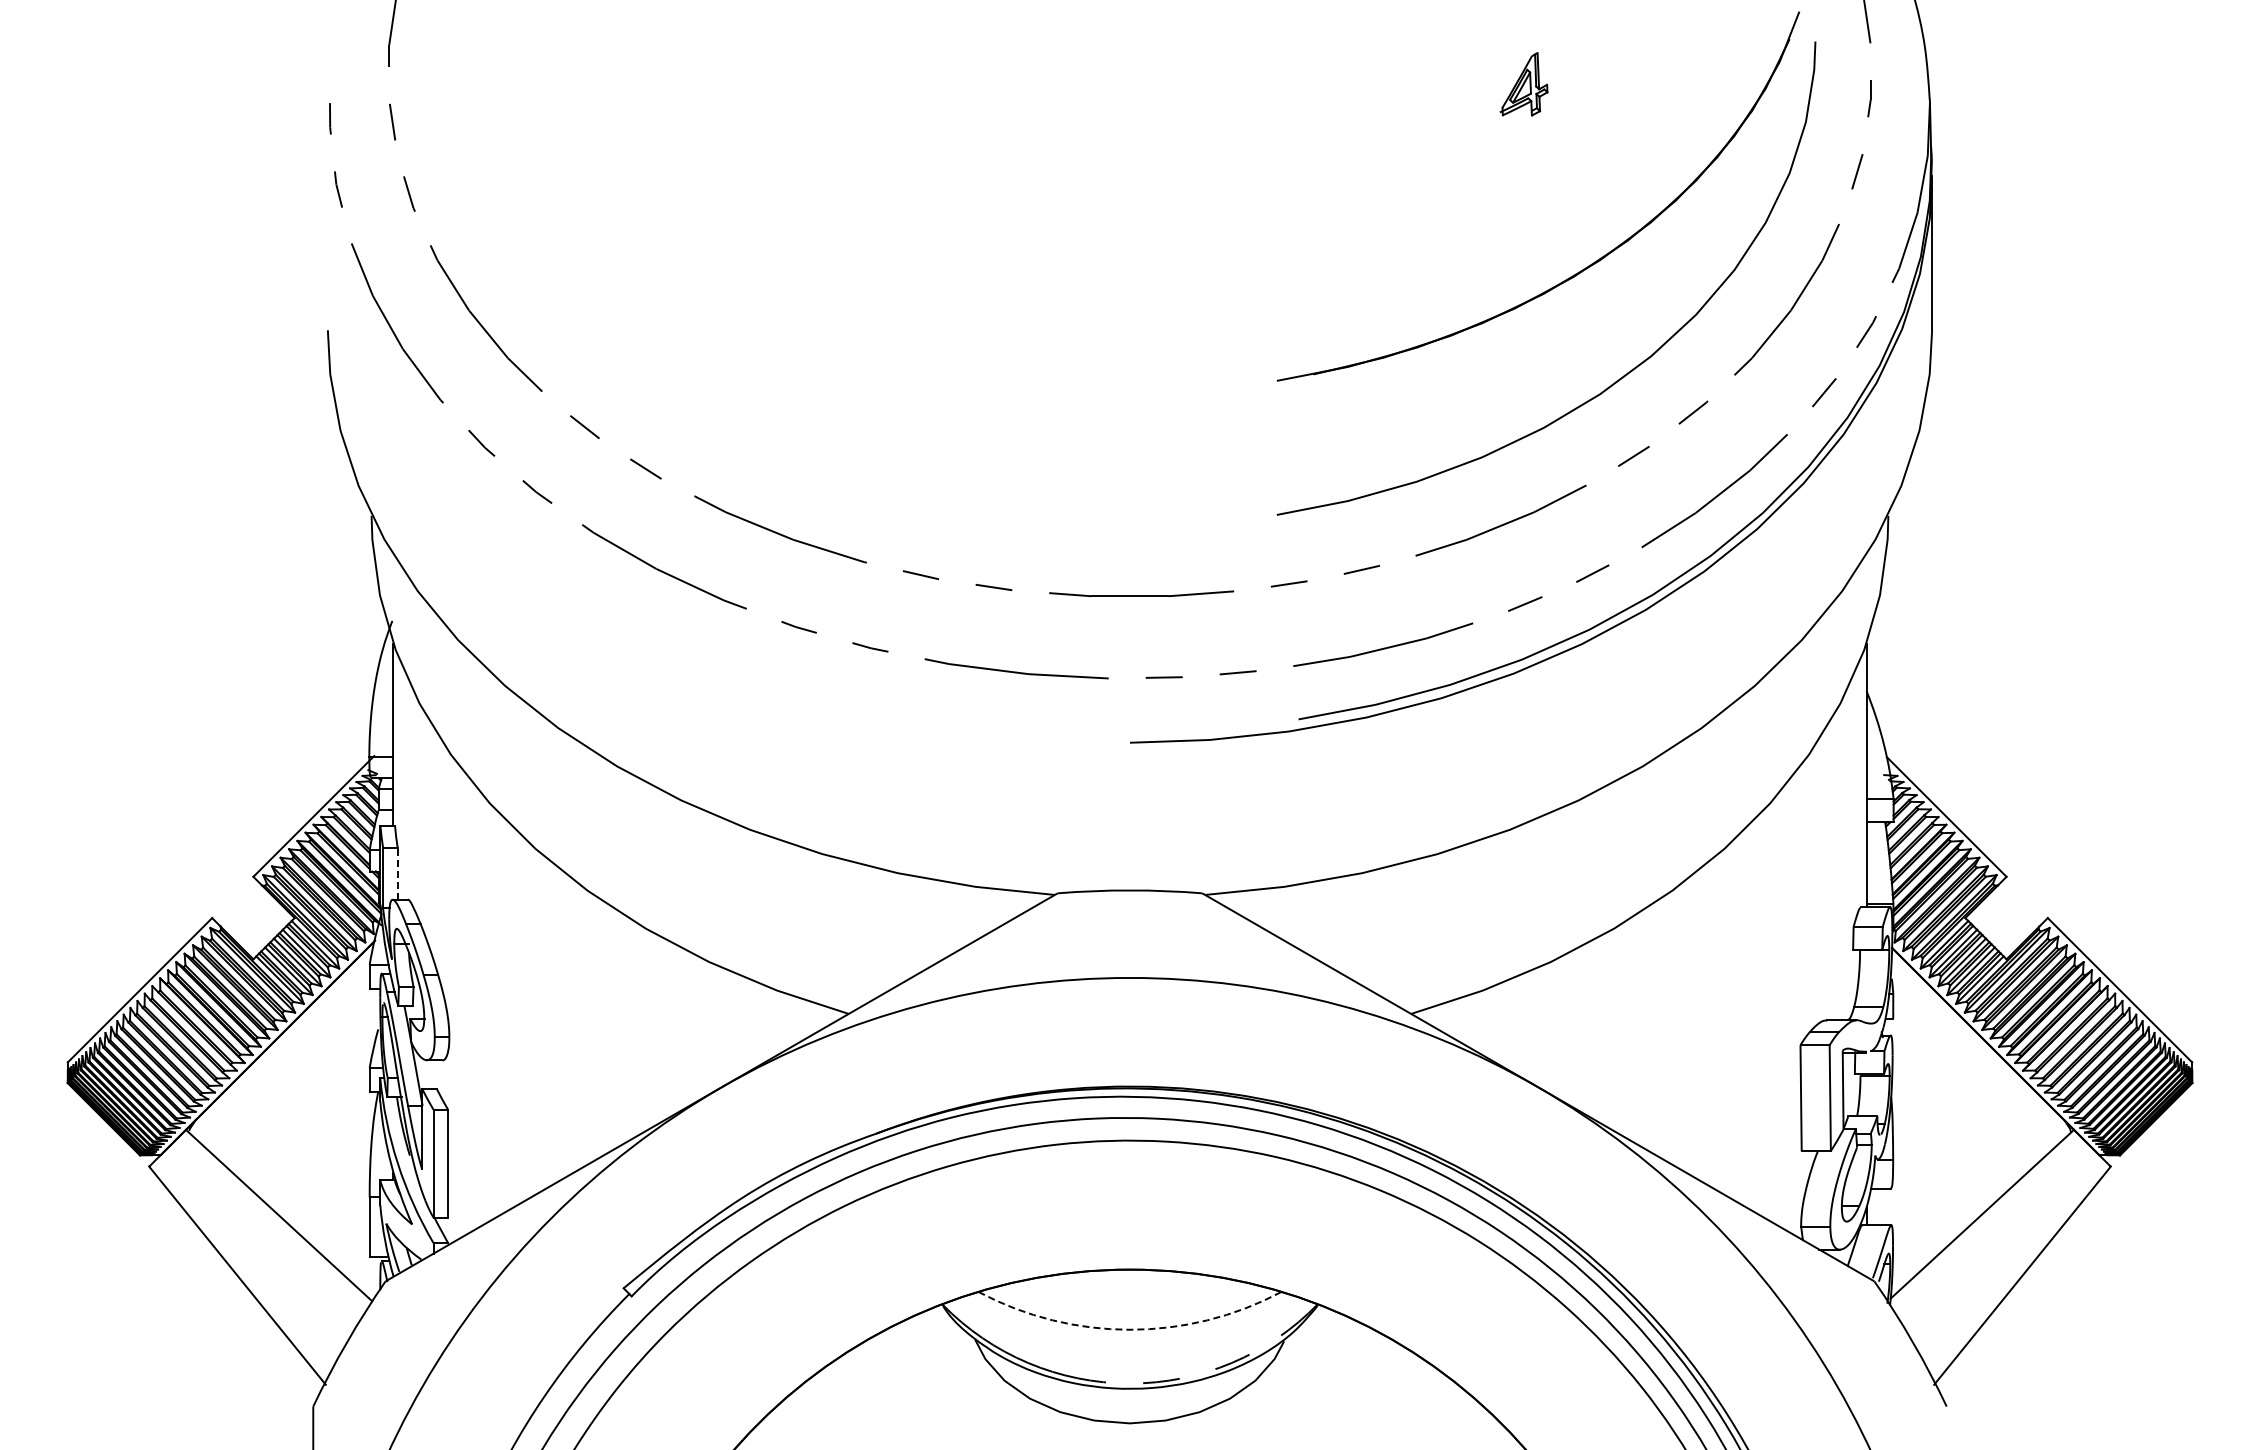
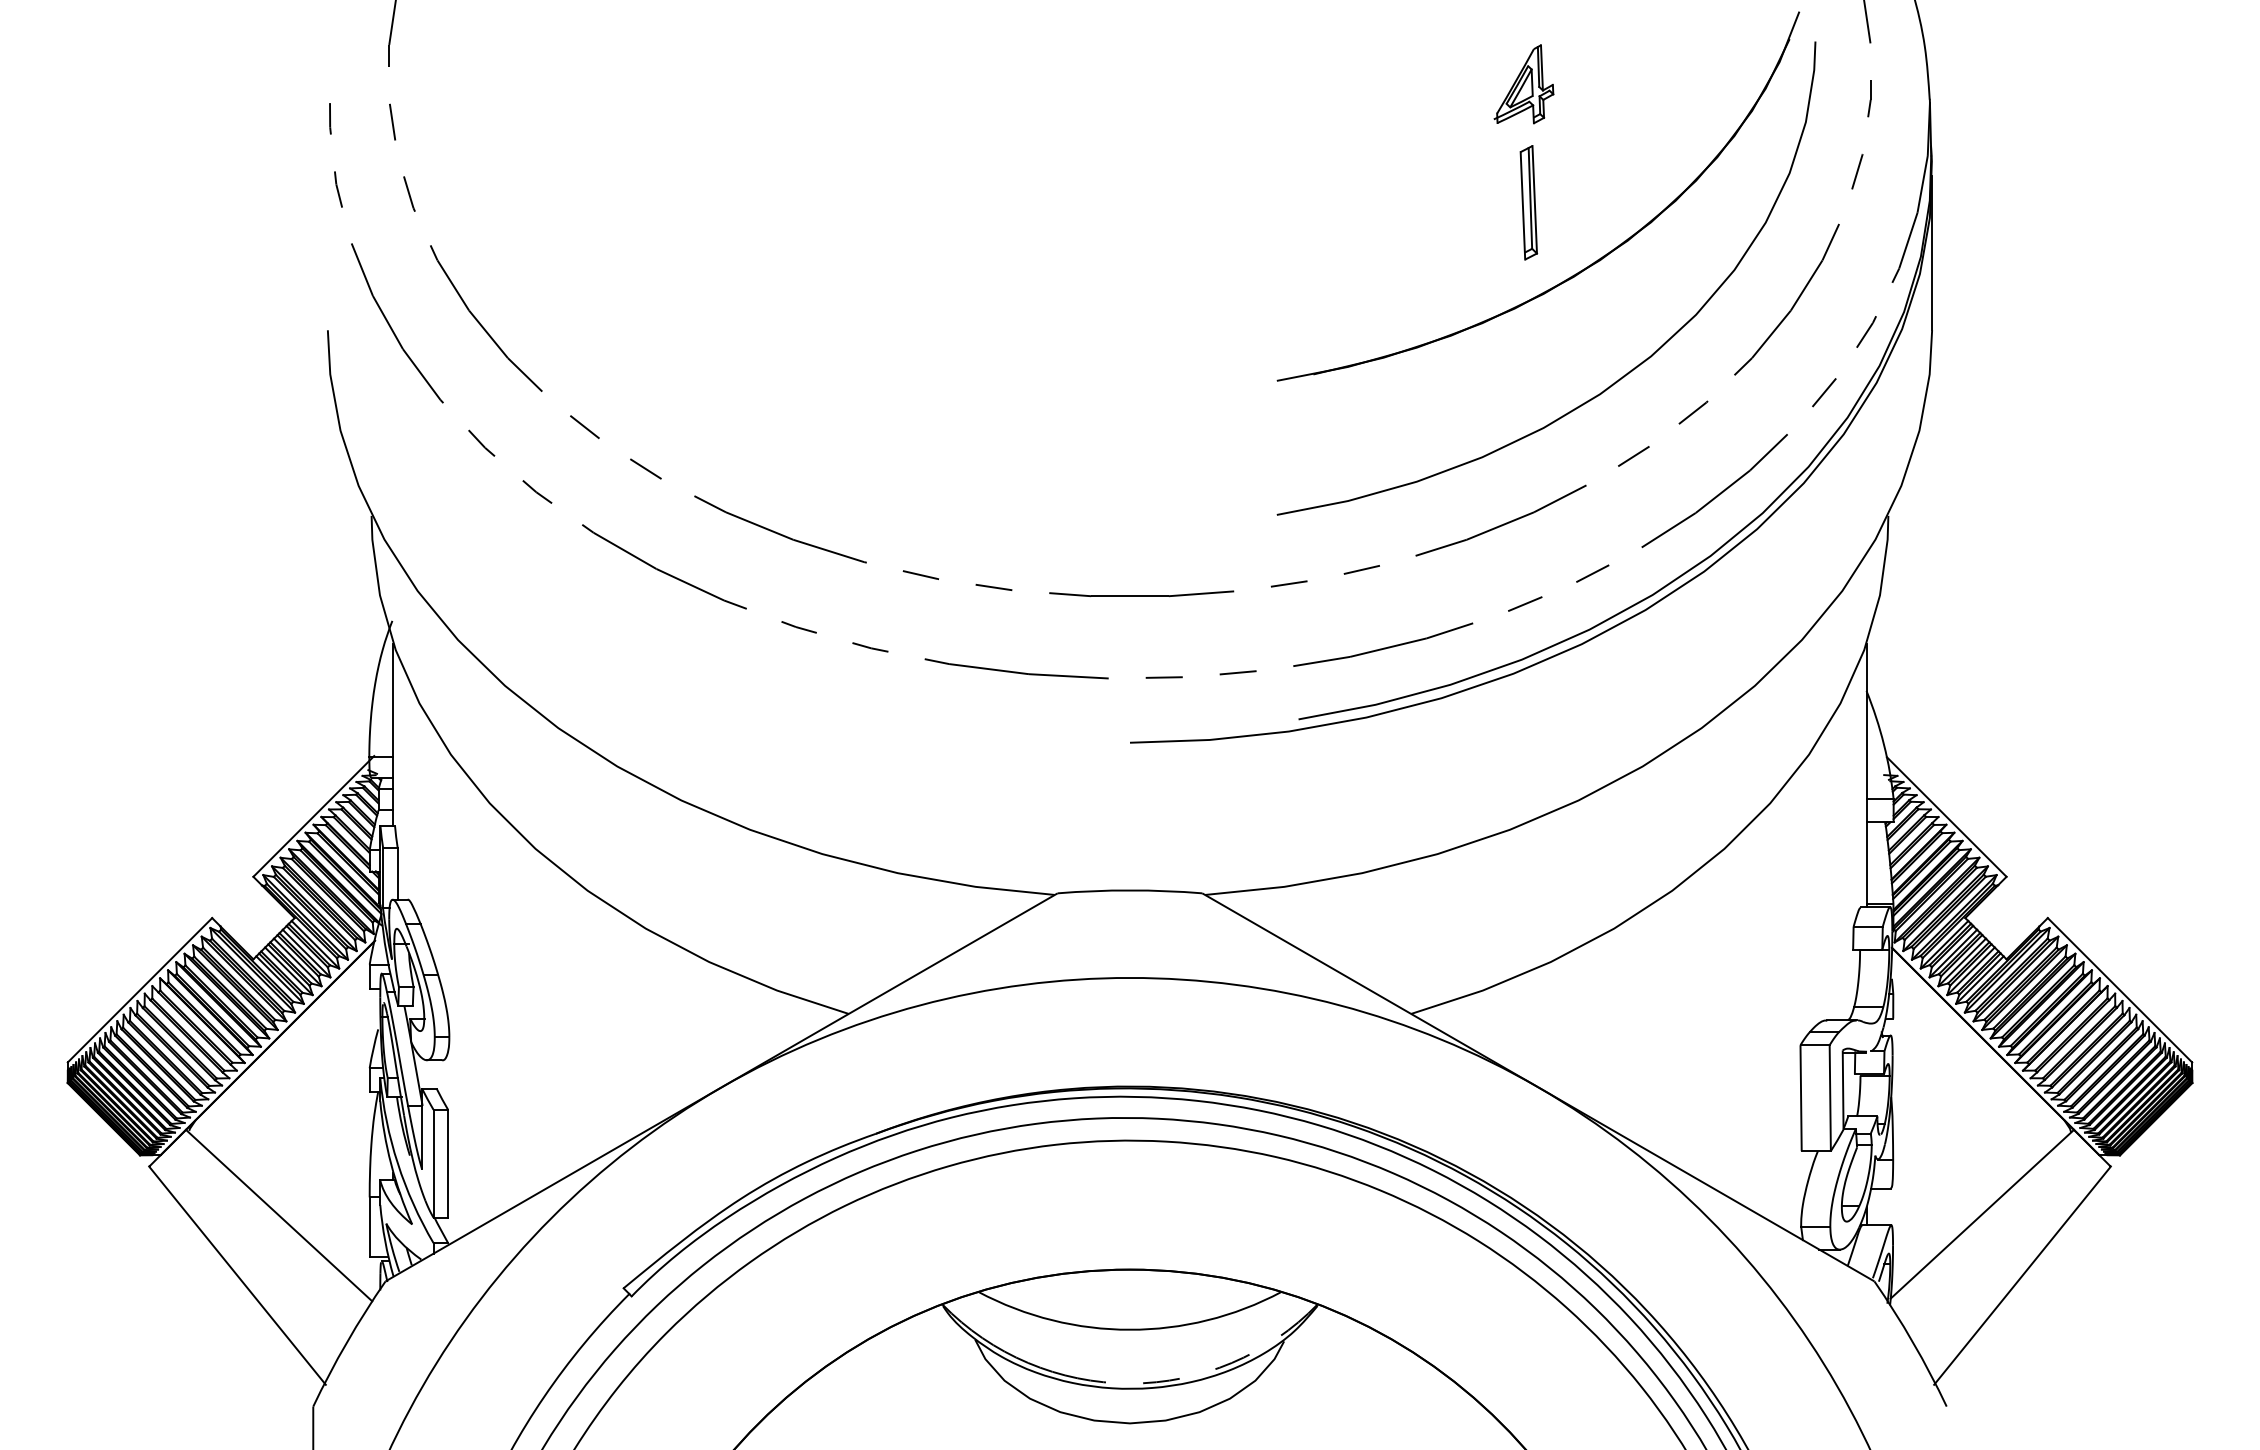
part size: 50x65 px -> 62x81 px (1523, 84)
part: none -> present (1528, 202)
line: dashed -> solid (397, 873)
arc: dashed -> solid (1130, 1329)
